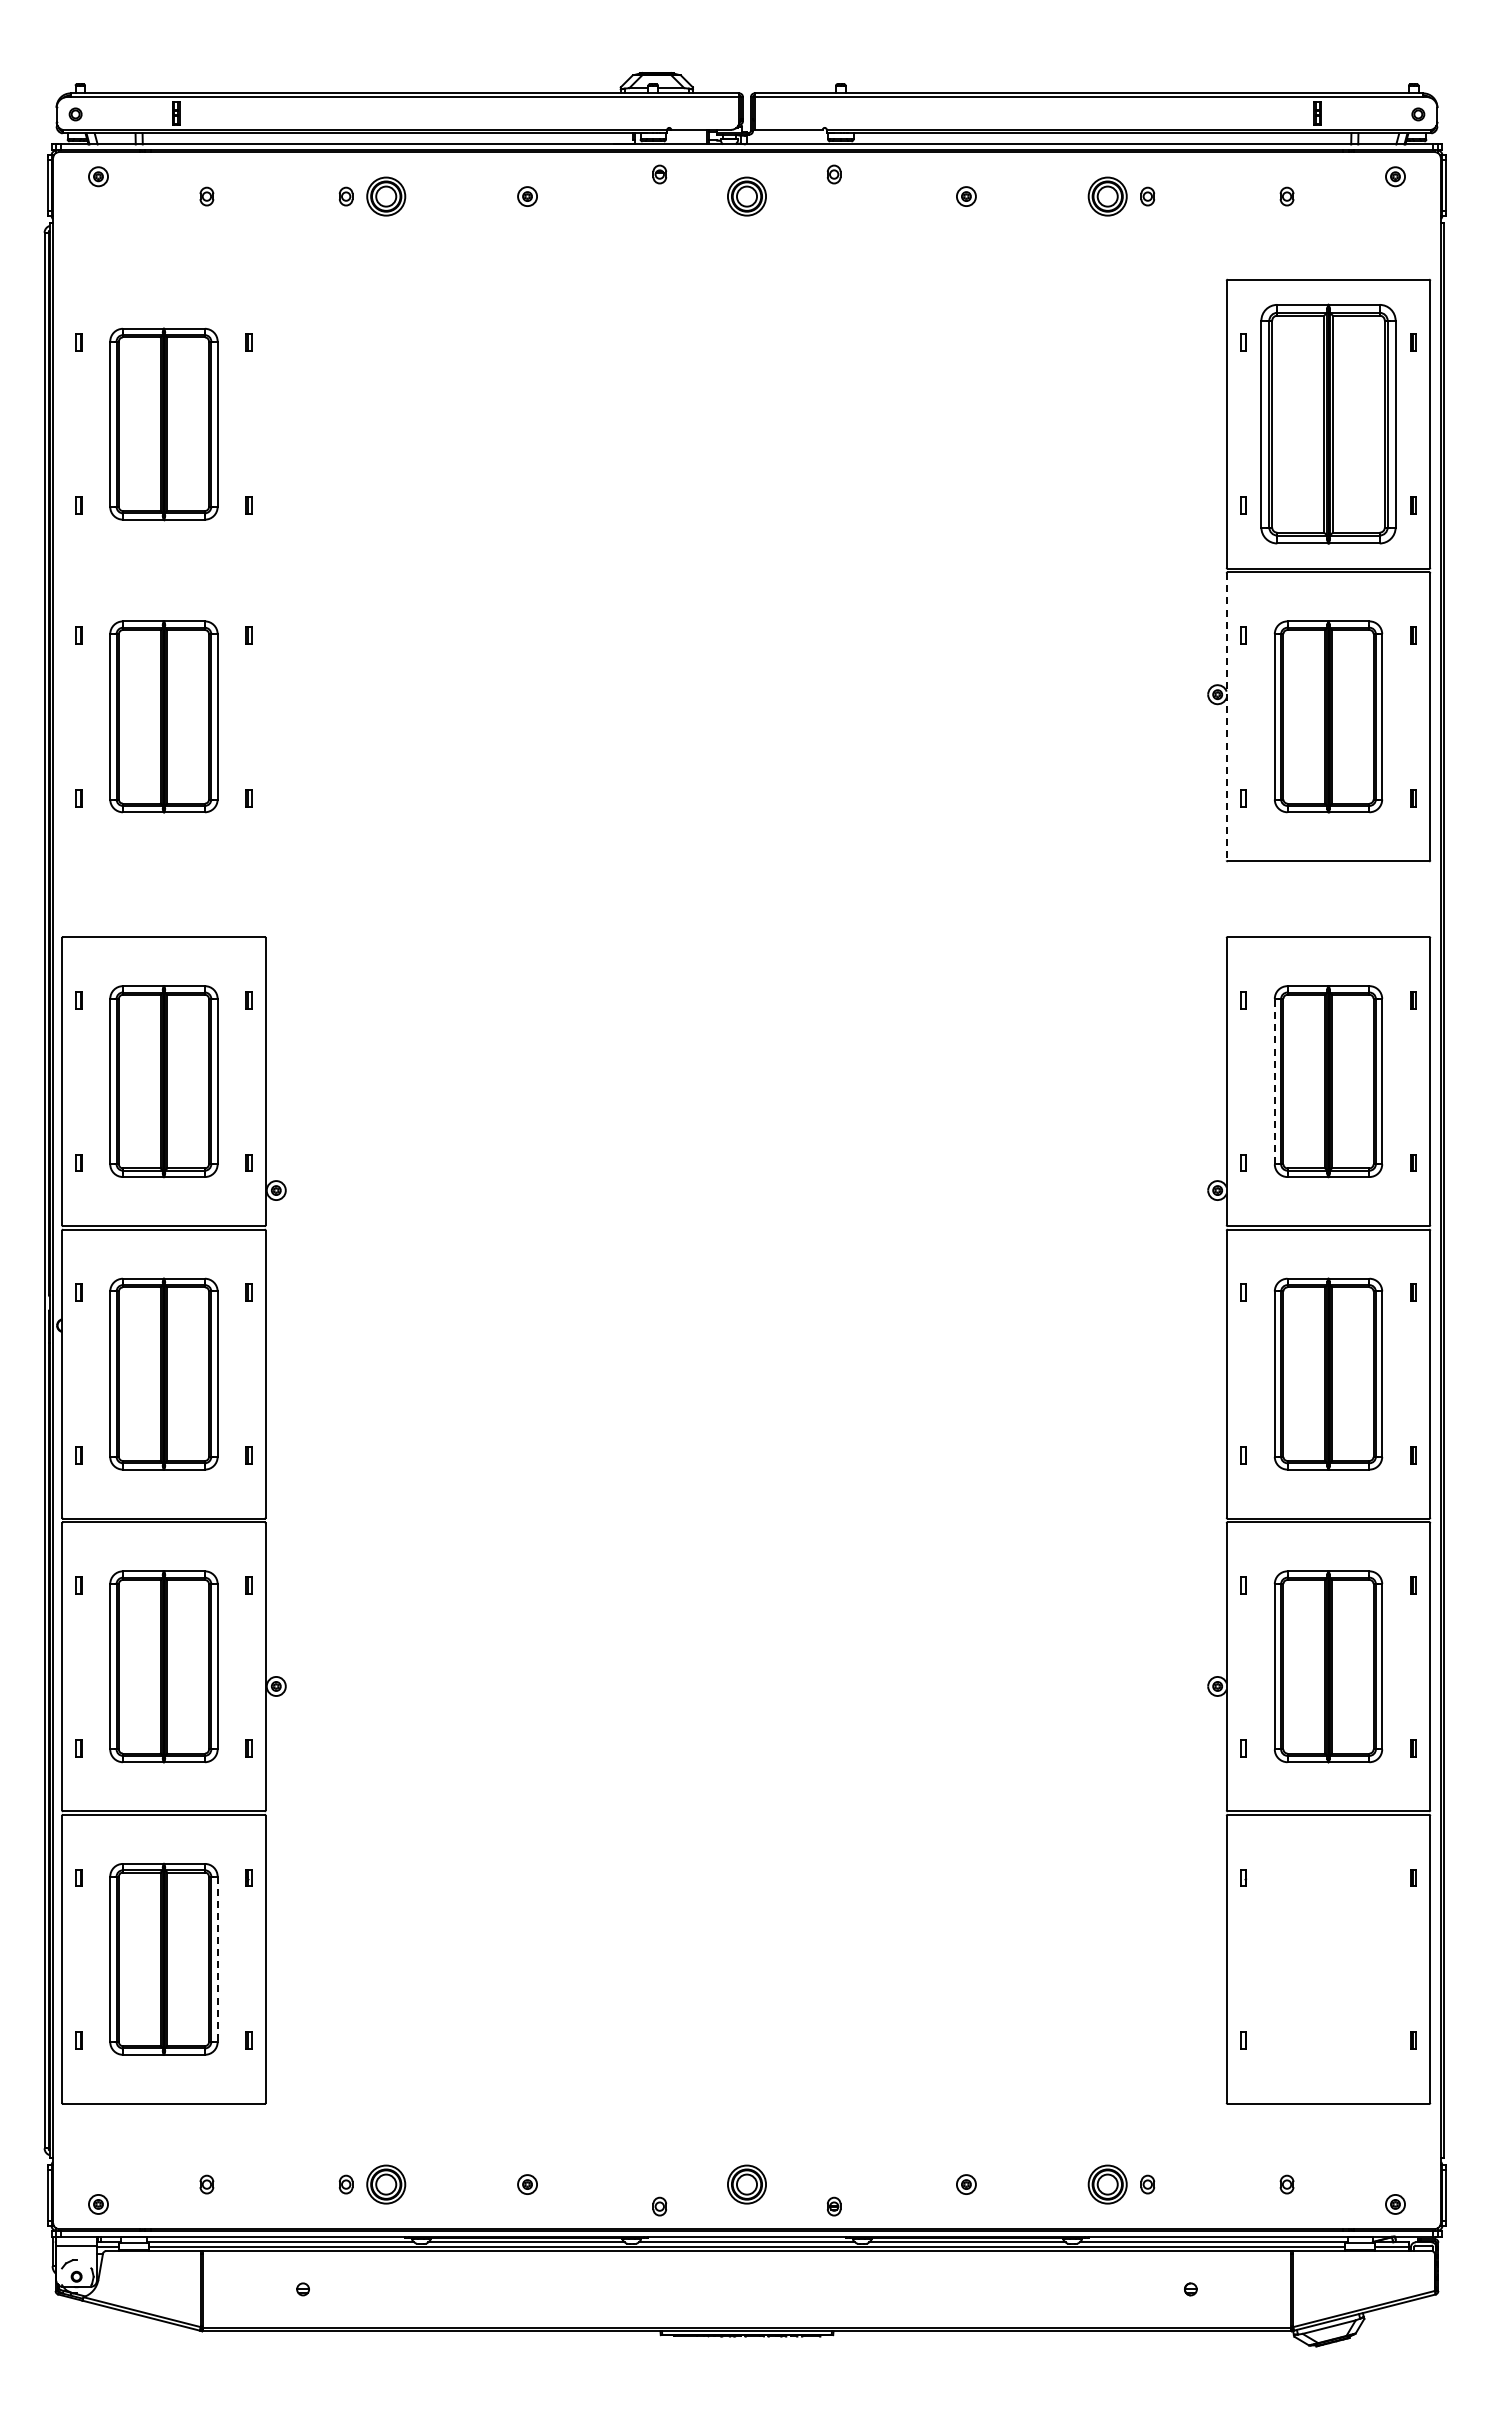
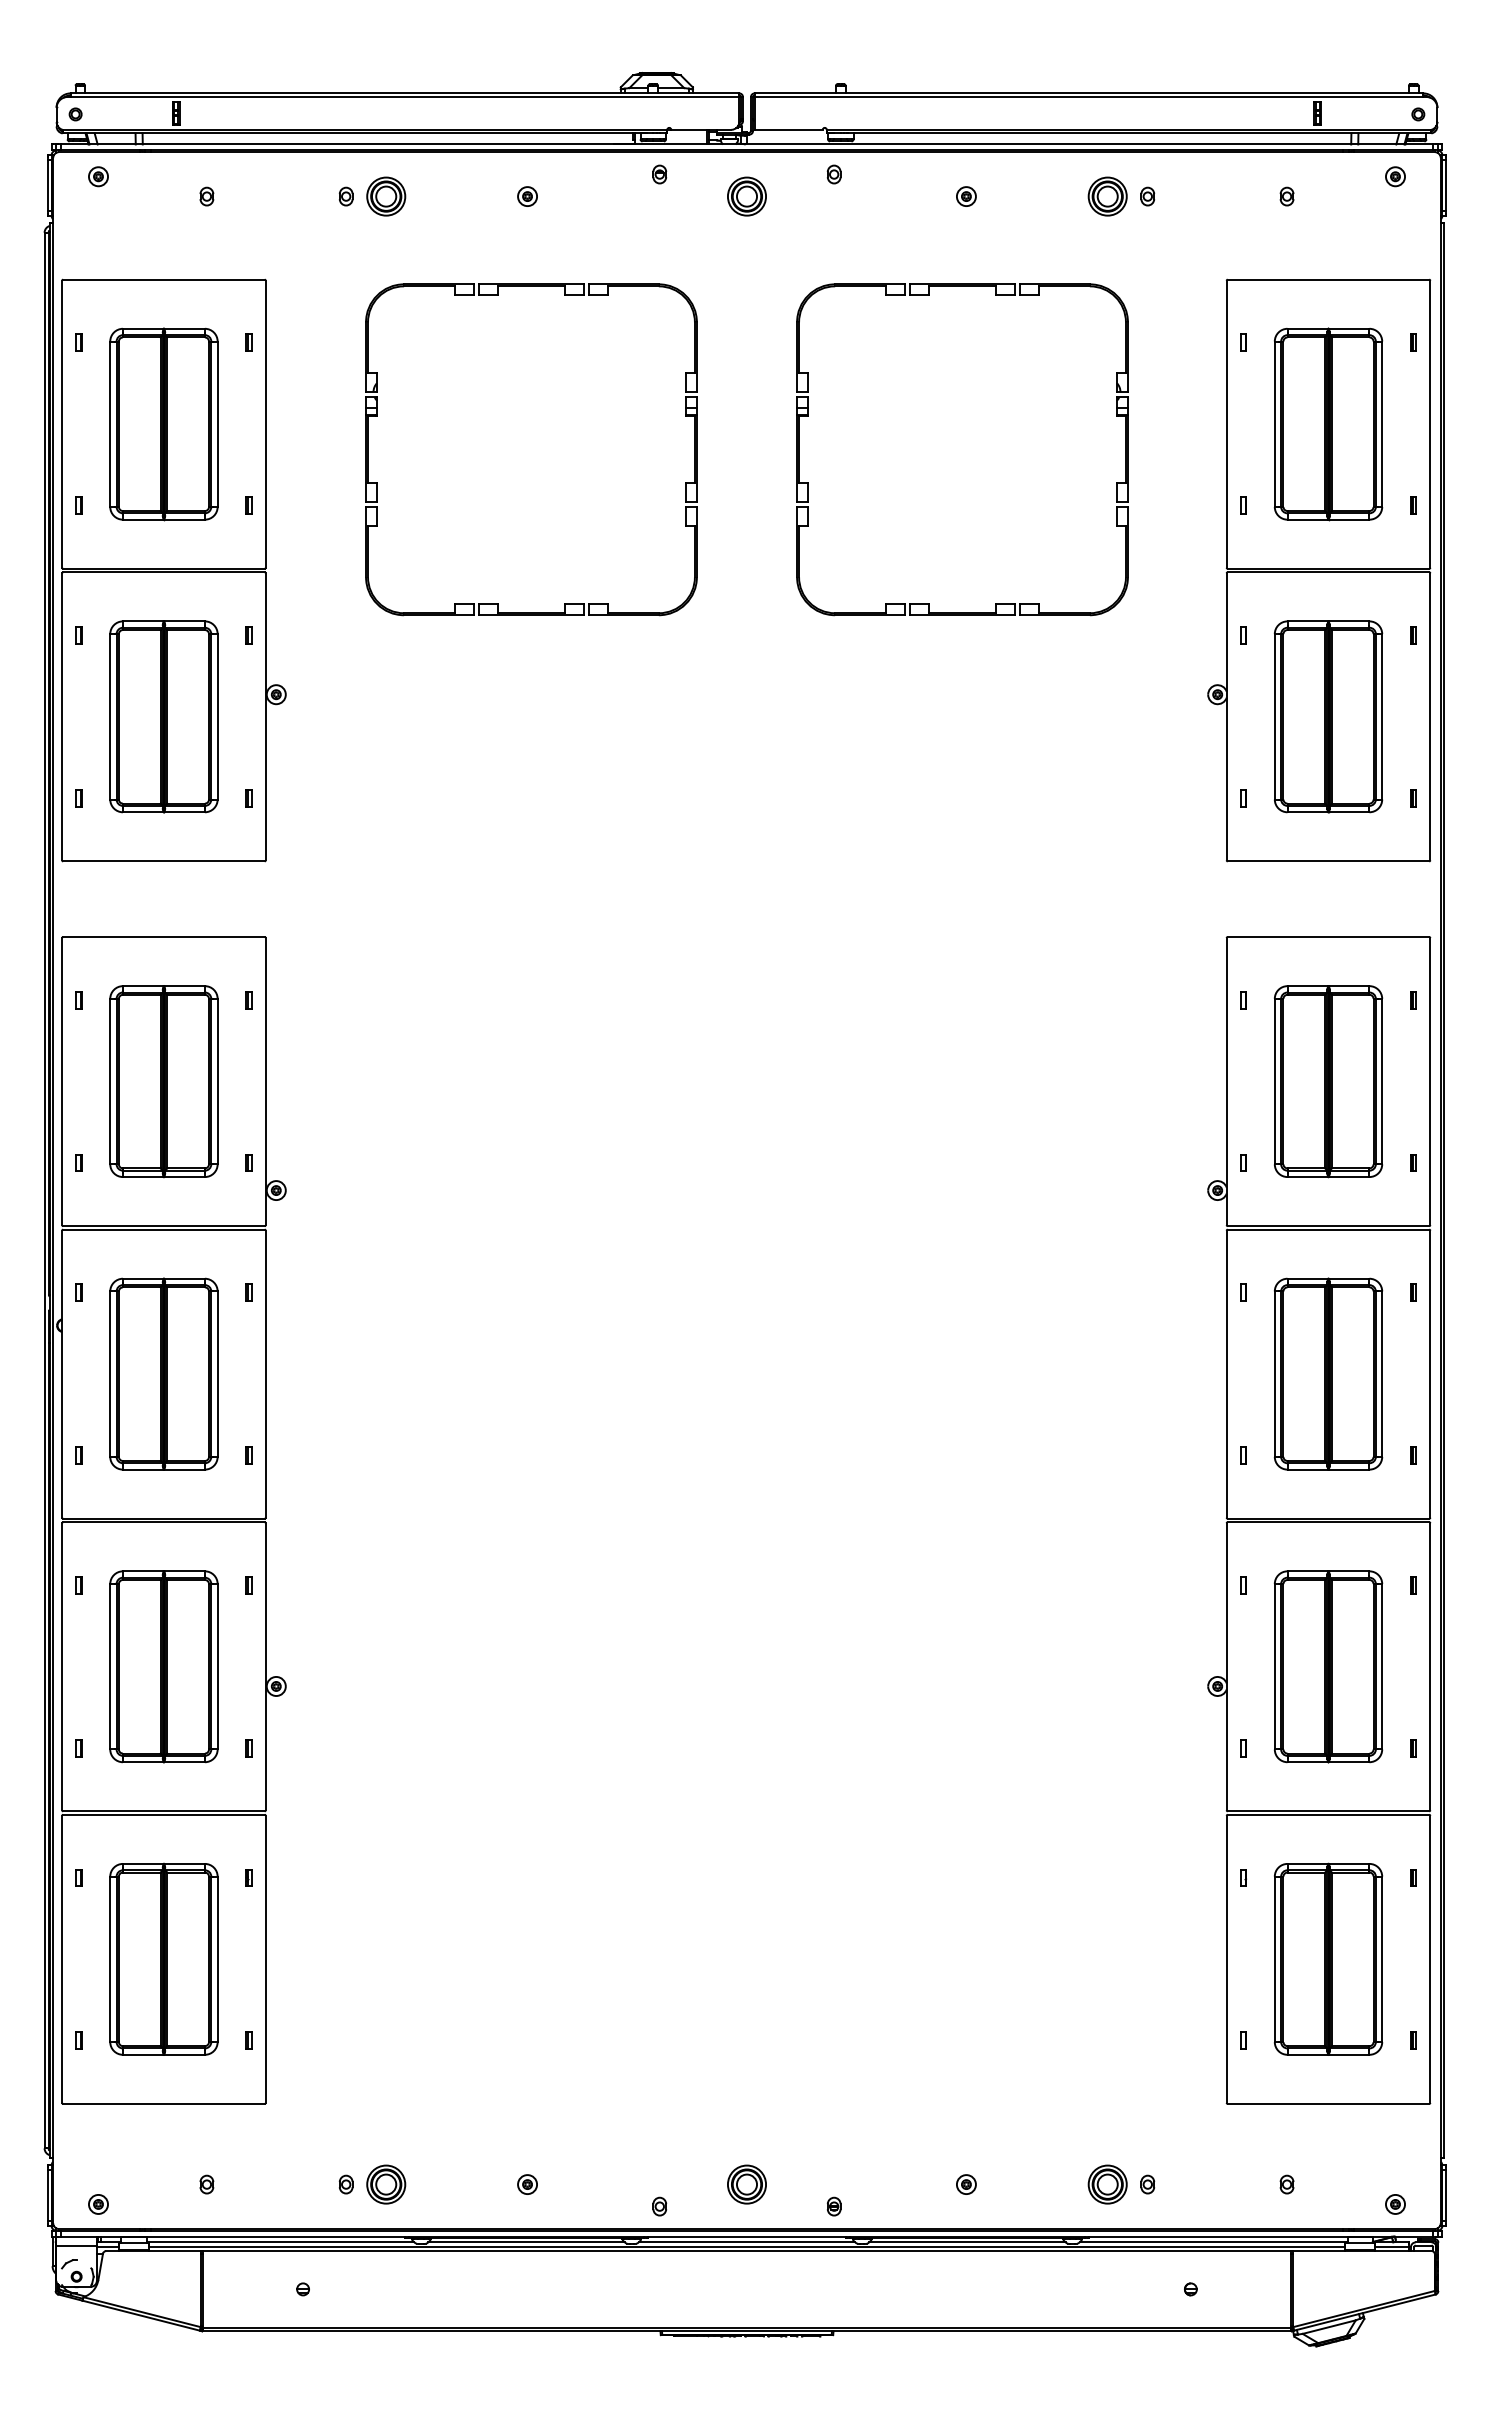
part: none -> present (498, 295)
part: none -> present (929, 295)
part size: 137x242 px -> 111x195 px (1328, 424)
part: none -> present (173, 570)
line: dashed -> solid (1226, 716)
line: dashed -> solid (1274, 1081)
part: none -> present (1328, 1958)
line: dashed -> solid (217, 1959)
